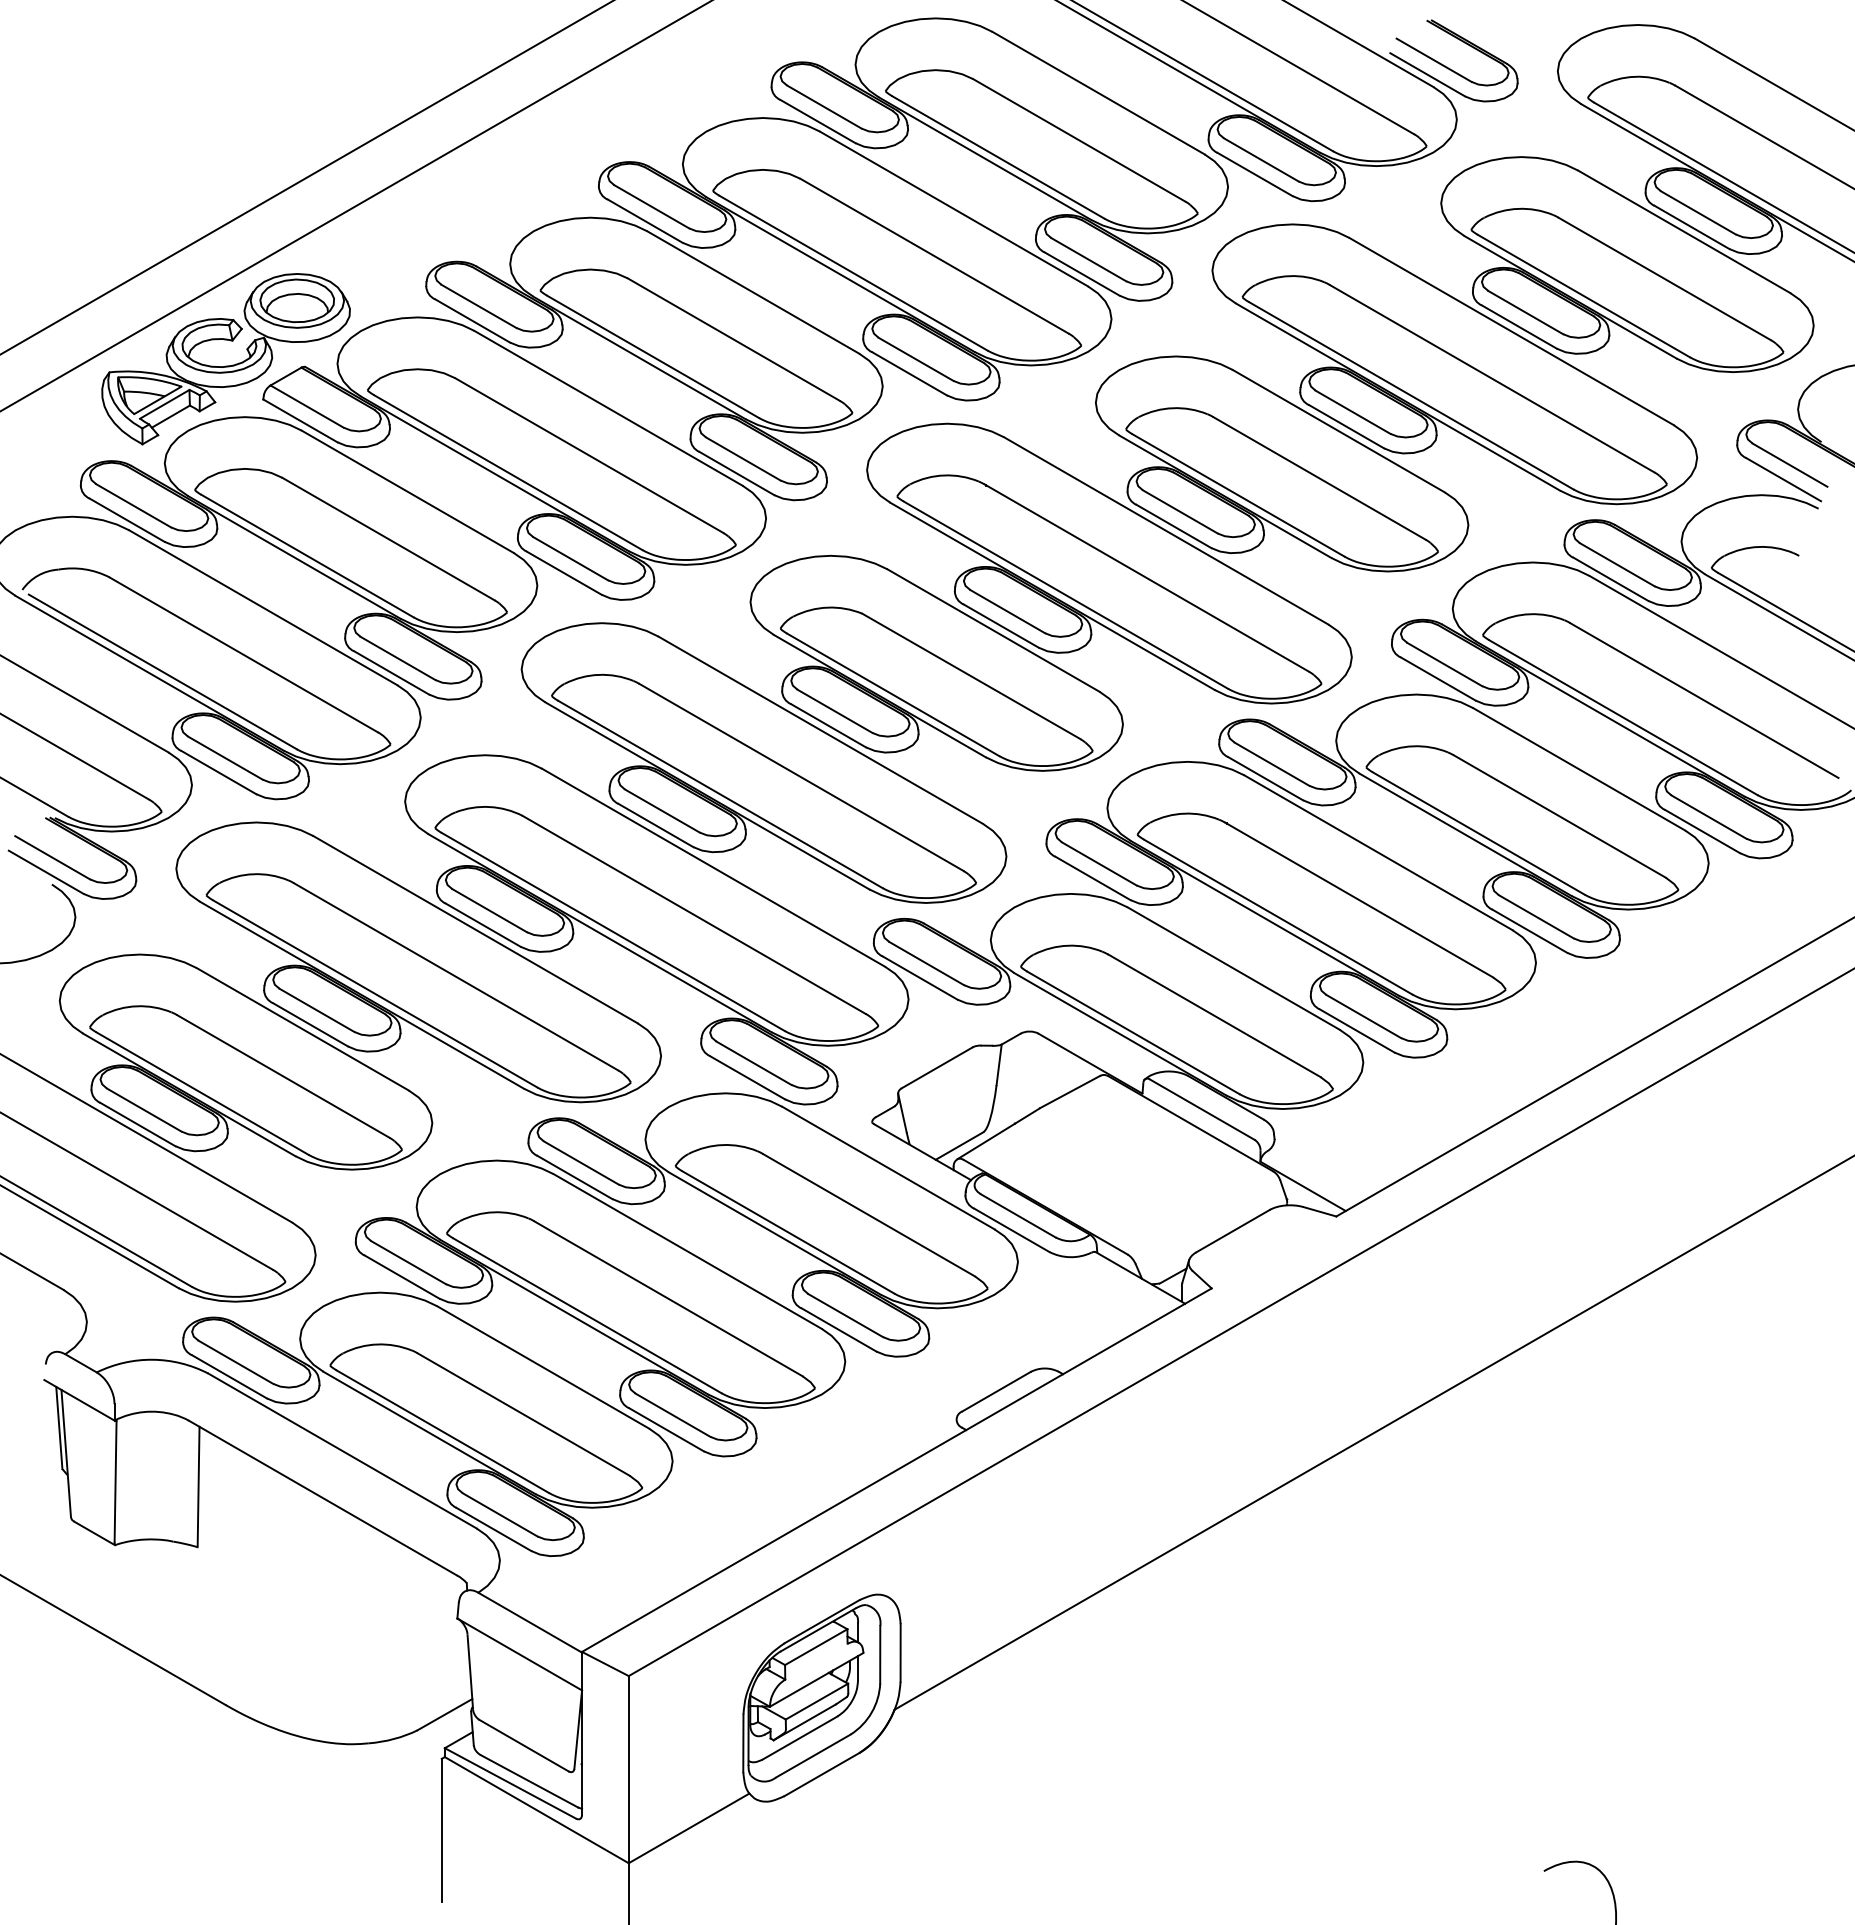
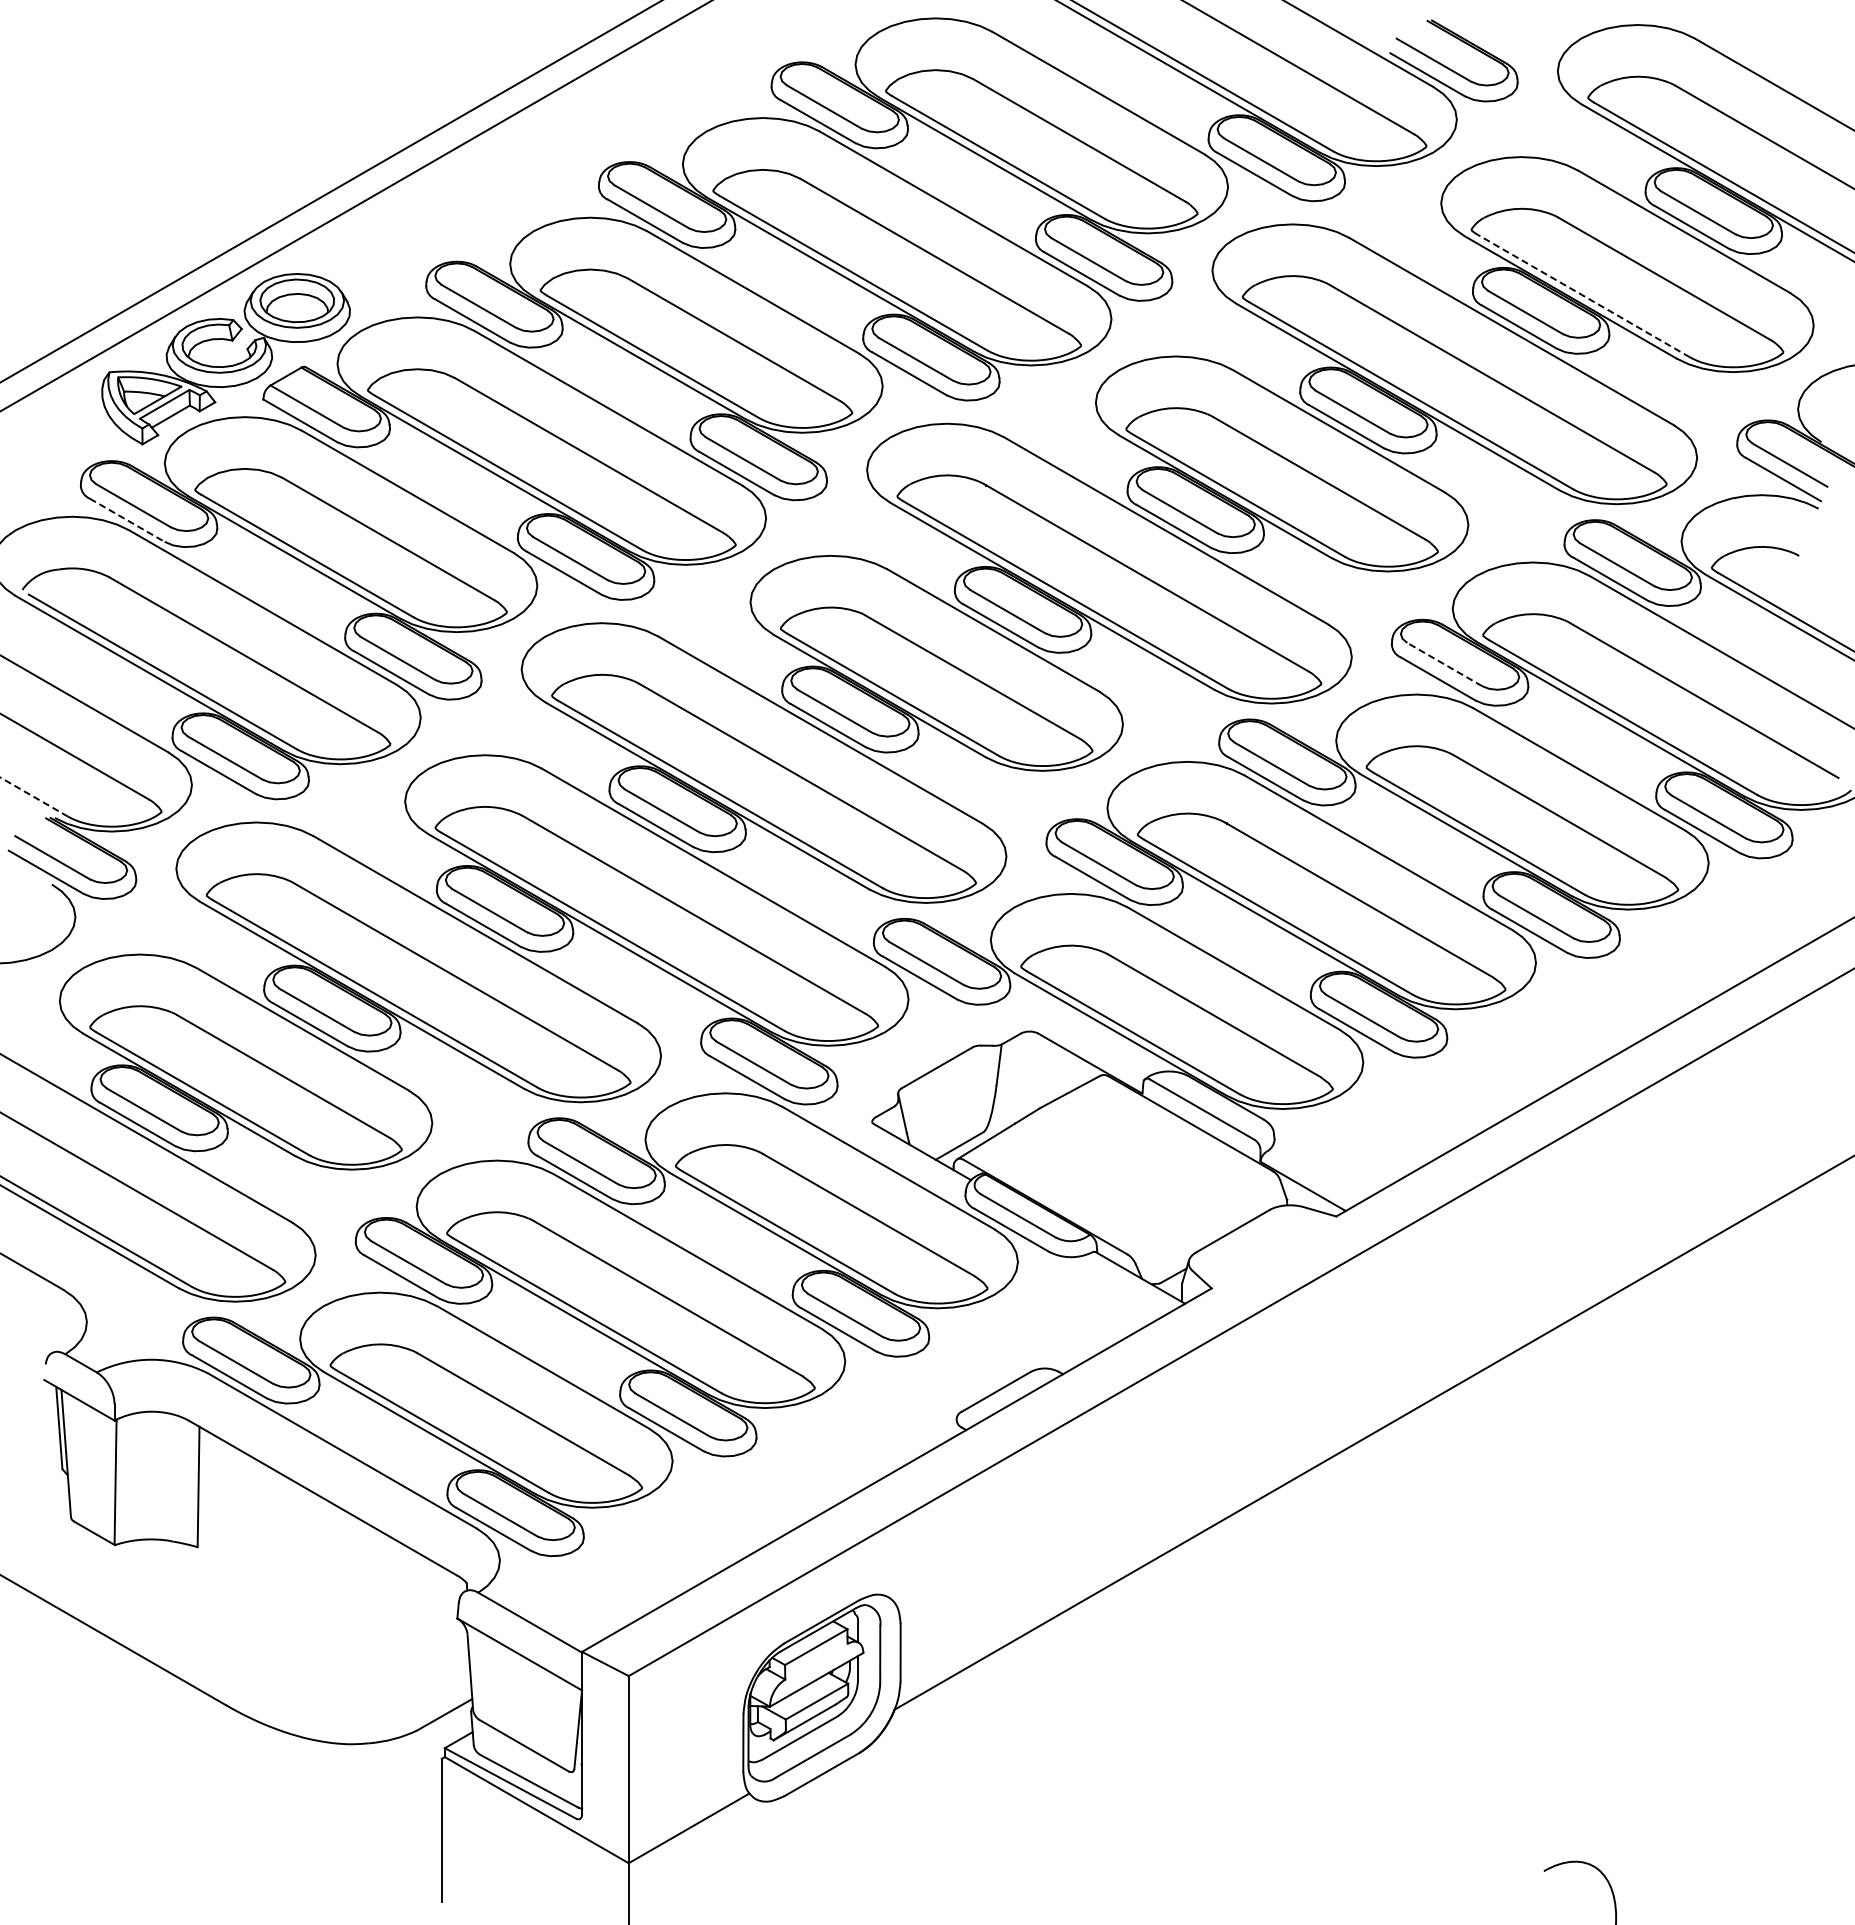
line position: (306, 177) -> (330, 191) (330, 191)
line: solid -> dashed (1583, 295)
line: solid -> dashed (127, 520)
line: solid -> dashed (1444, 664)
line: solid -> dashed (34, 797)
